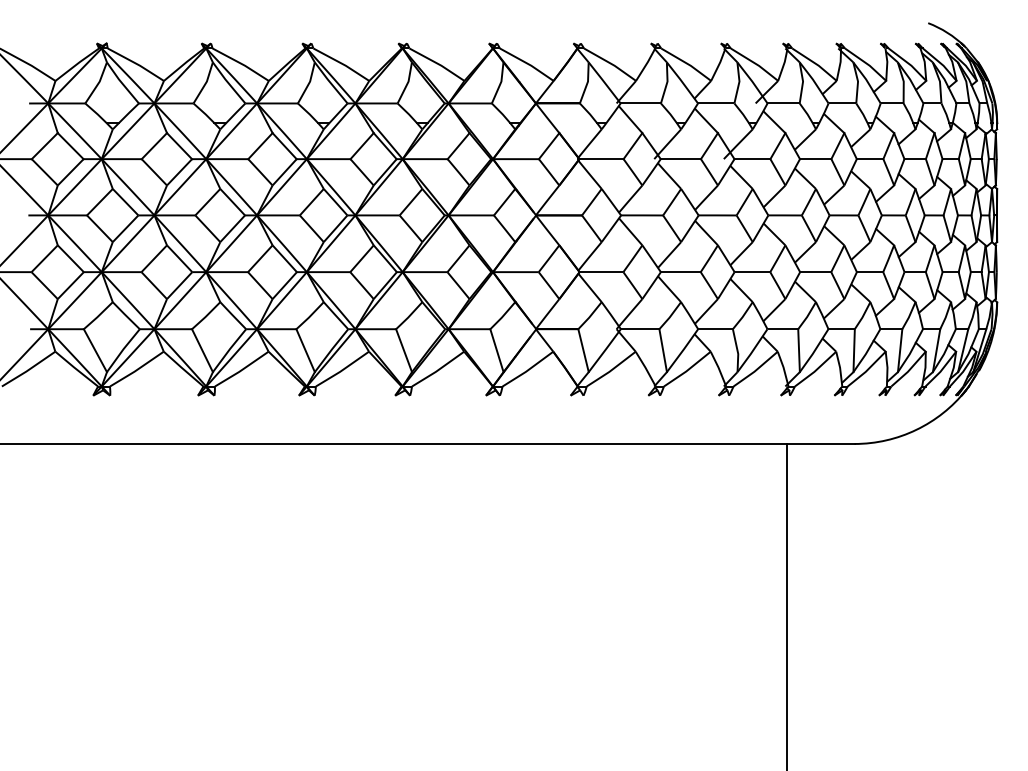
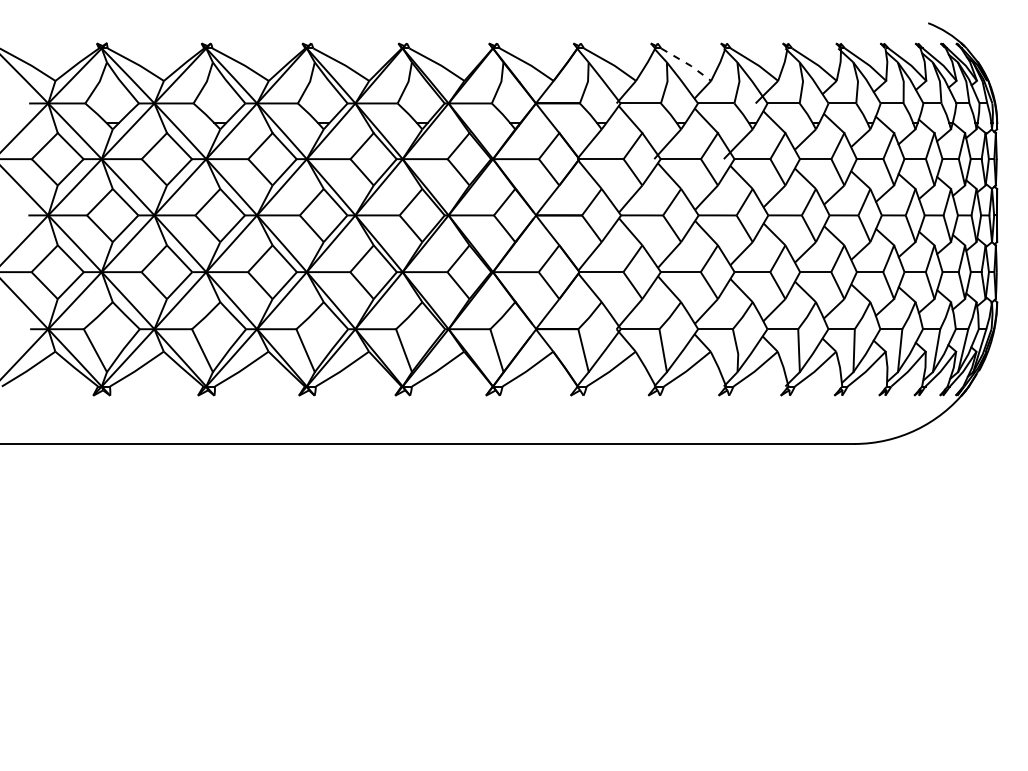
line: solid -> dashed (687, 63)
line: present -> none (786, 605)
